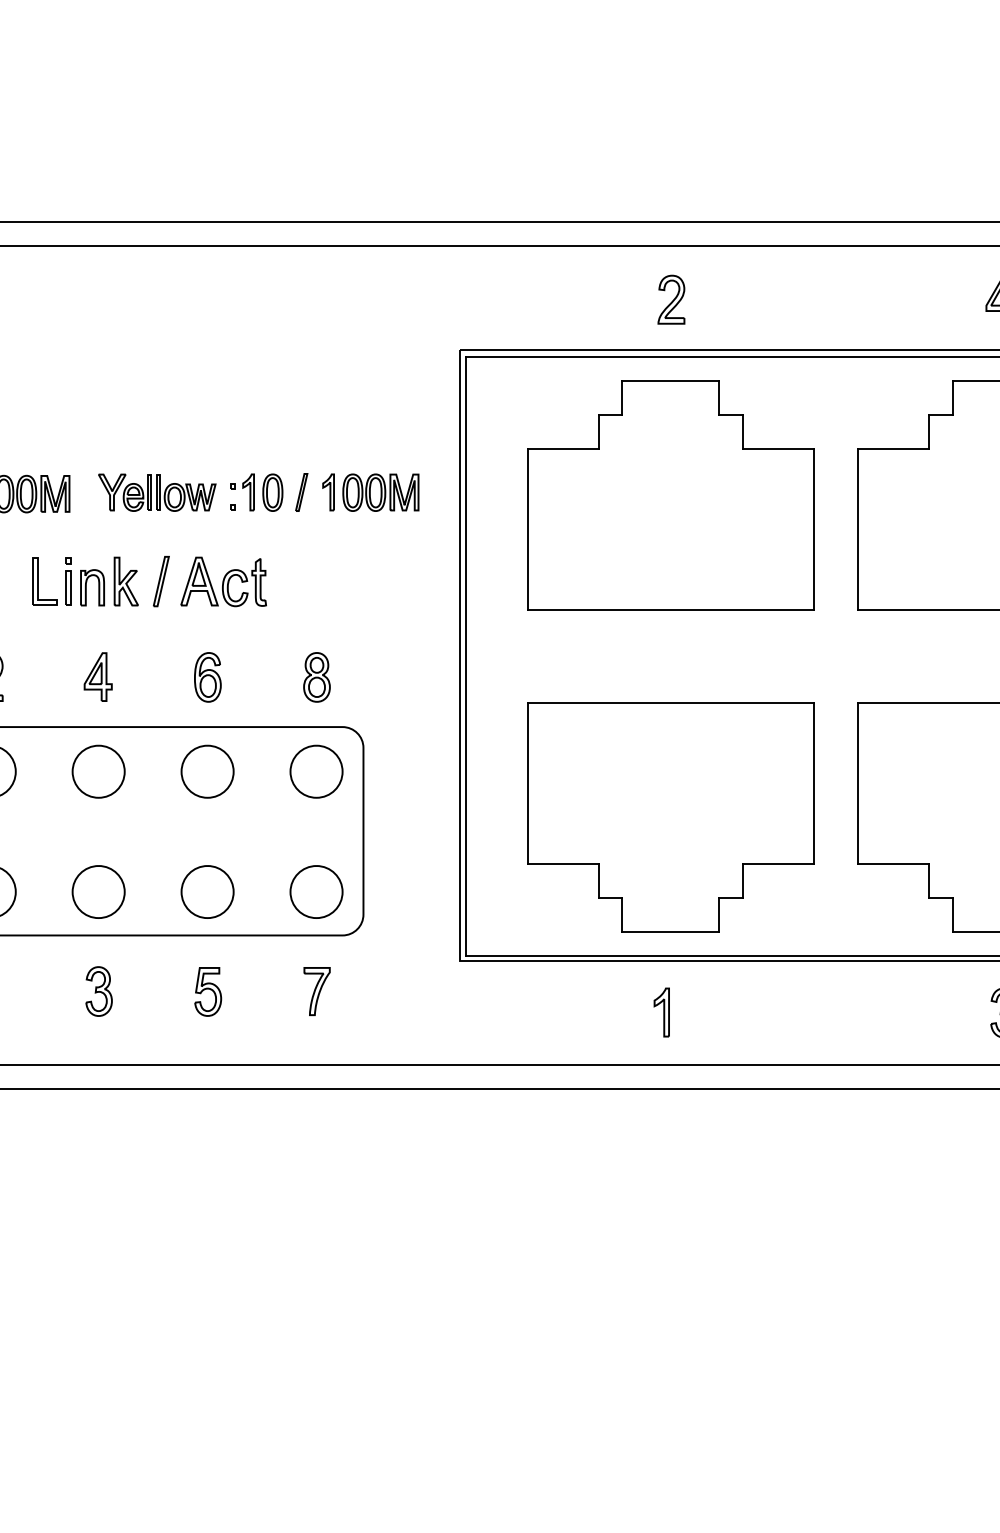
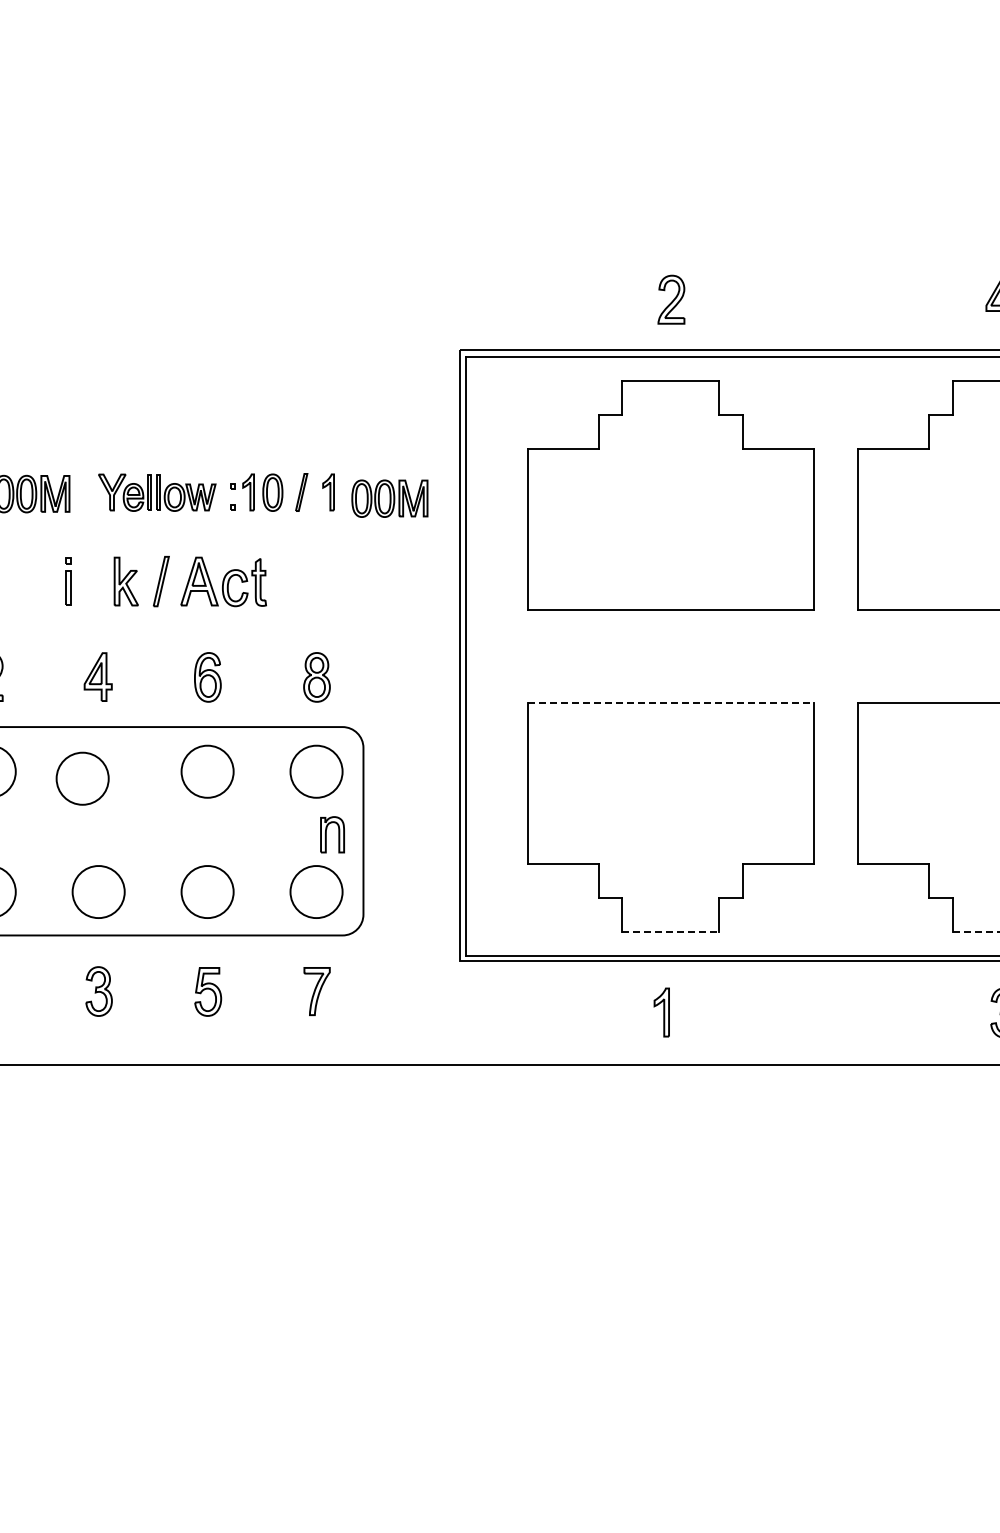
line: present -> none (499, 221)
line: present -> none (499, 245)
part position: (380, 492) -> (389, 498) (389, 498)
part: present -> none (44, 581)
part position: (92, 587) -> (332, 834) (332, 834)
line: solid -> dashed (671, 703)
part position: (98, 771) -> (82, 778) (82, 778)
line: solid -> dashed (671, 932)
line: solid -> dashed (976, 932)
line: present -> none (499, 1088)
